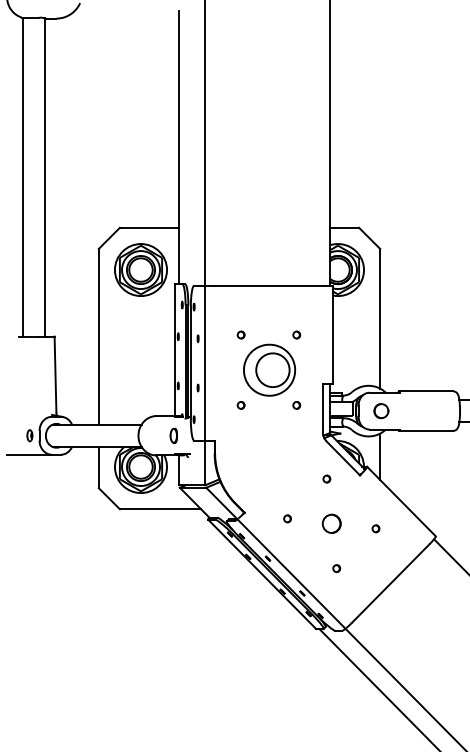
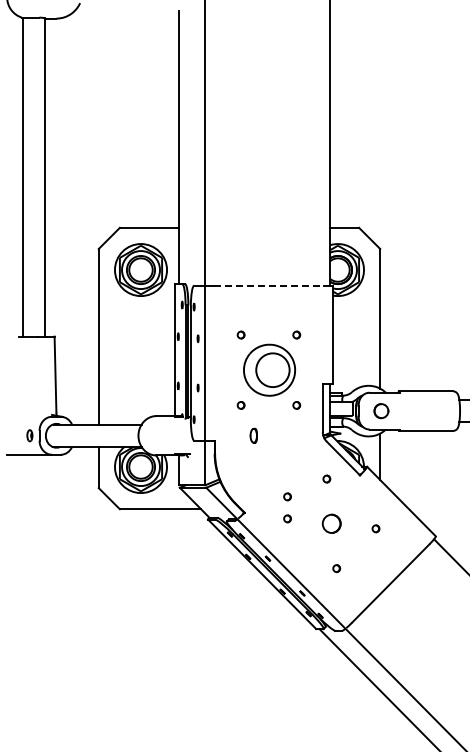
line: solid -> dashed (268, 285)
part position: (173, 435) -> (253, 435) (253, 435)
part: none -> present (287, 496)
